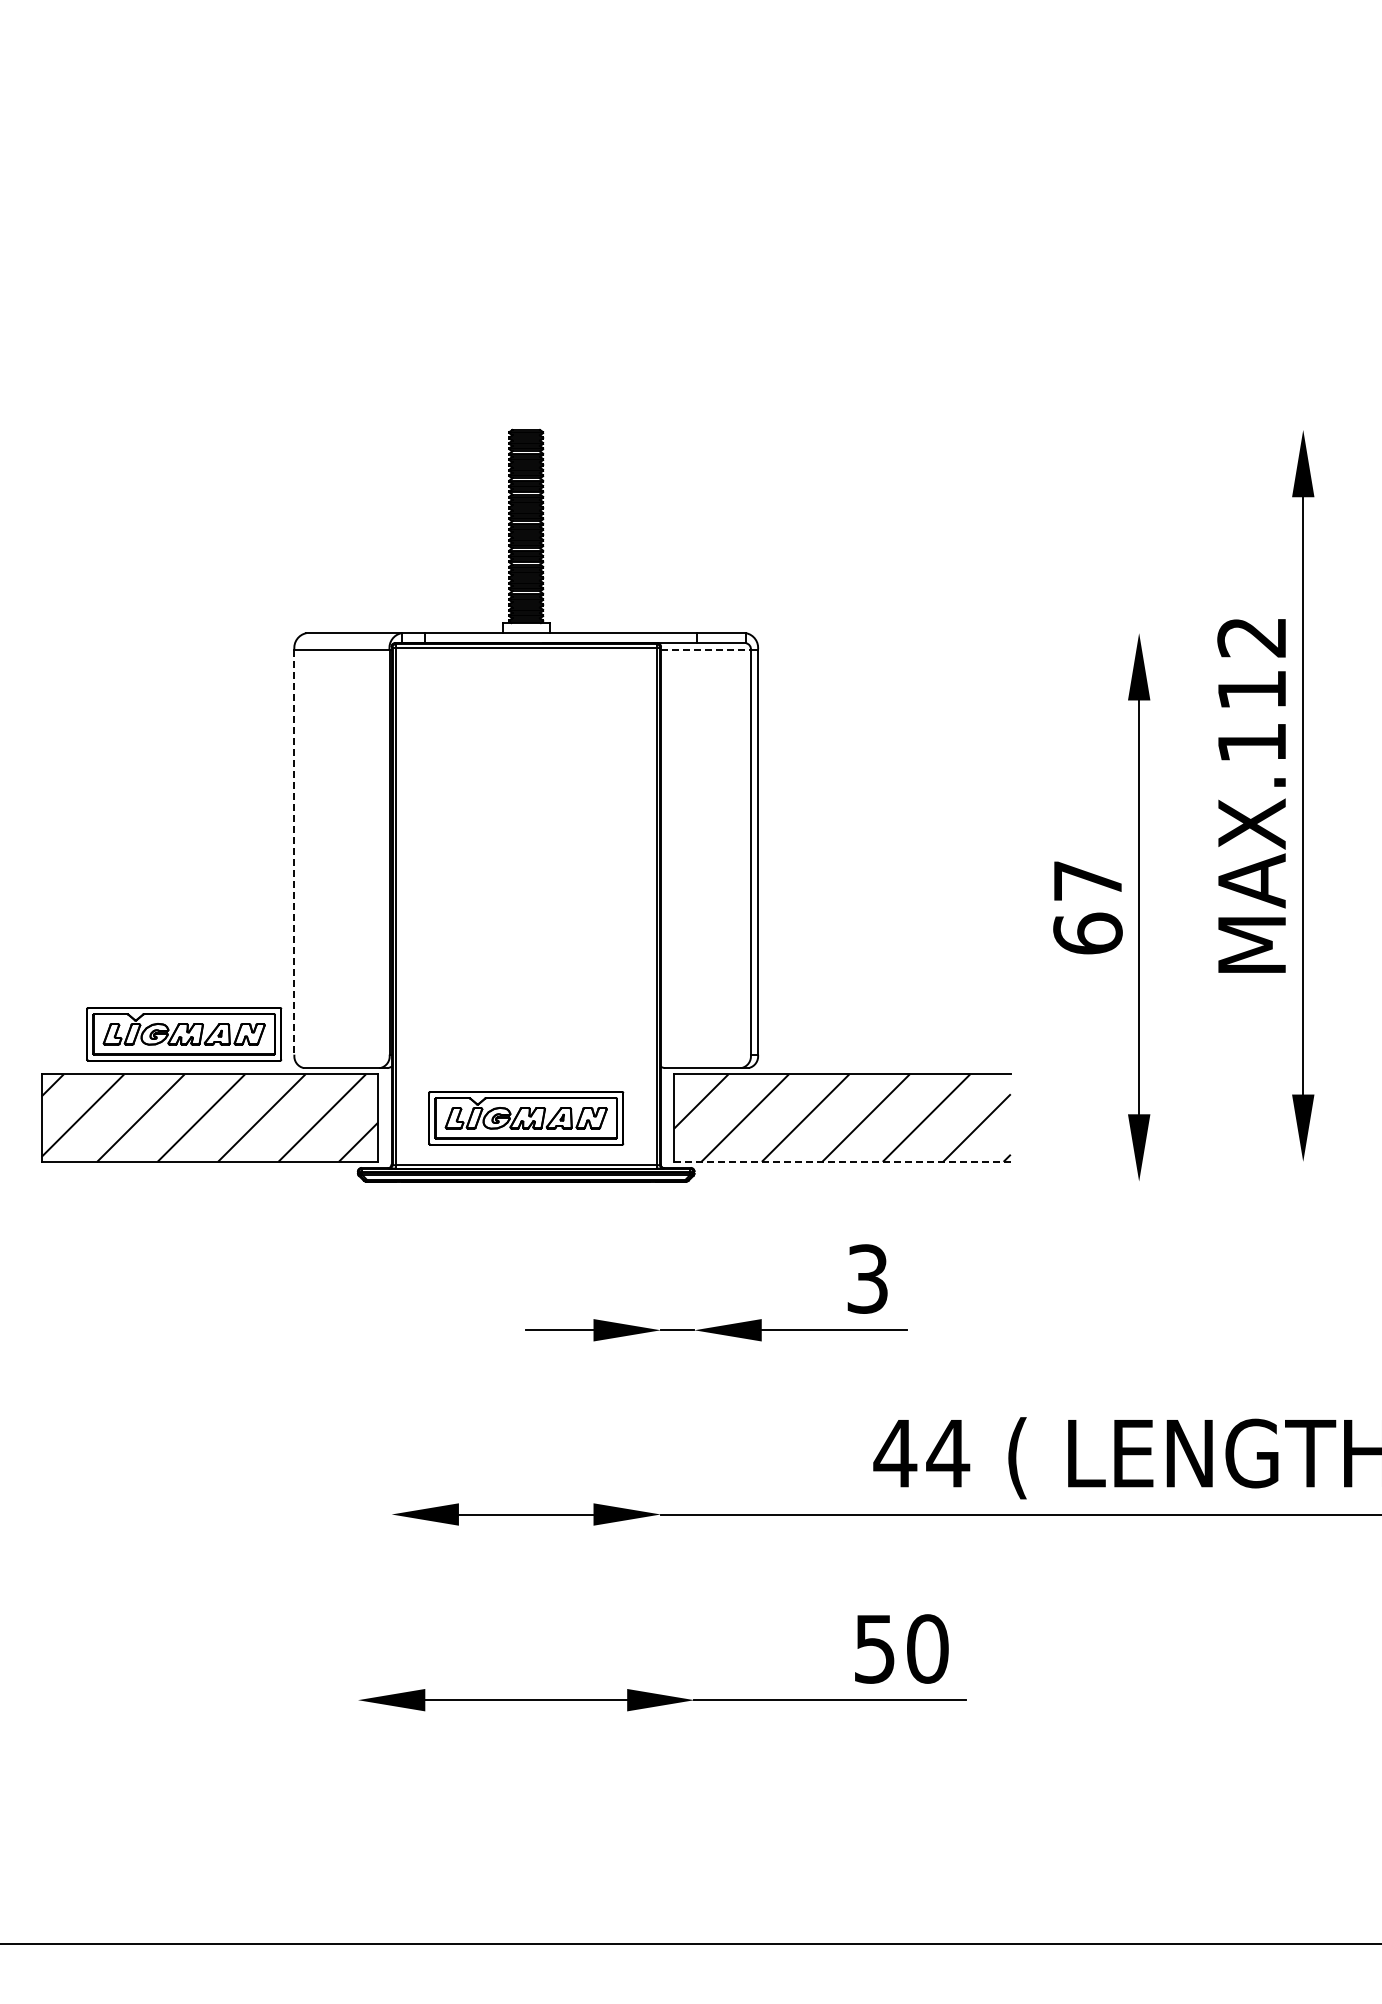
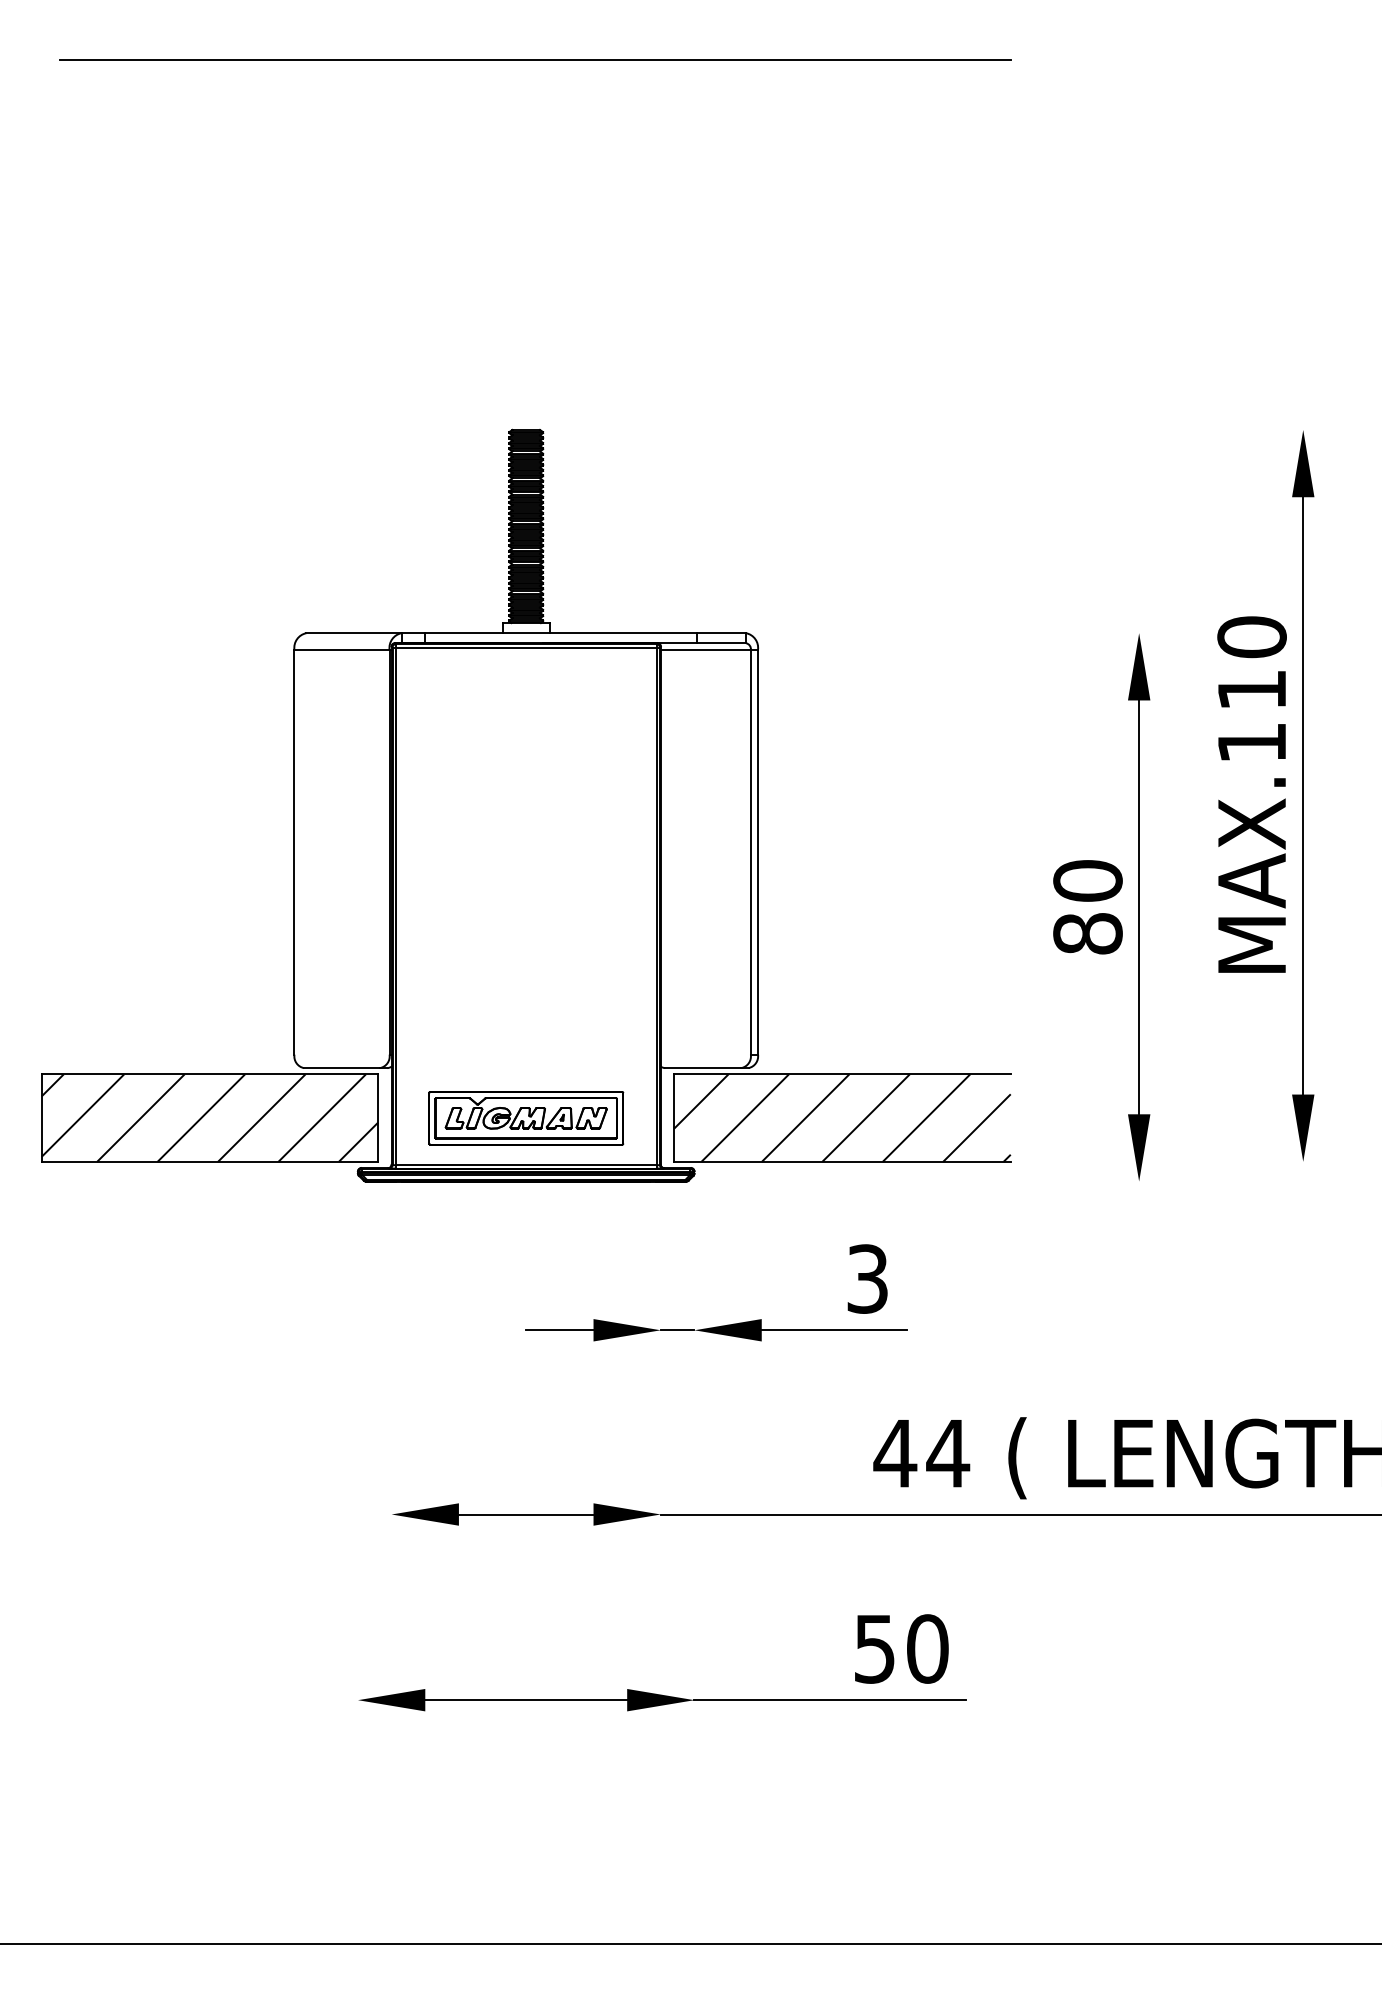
line: none -> present (535, 60)
text: MAX.112 -> MAX.110 (1251, 637)
line: dashed -> solid (706, 650)
line: dashed -> solid (294, 852)
text: 67 -> 80 (1087, 907)
part: present -> none (184, 1034)
line: dashed -> solid (843, 1161)
